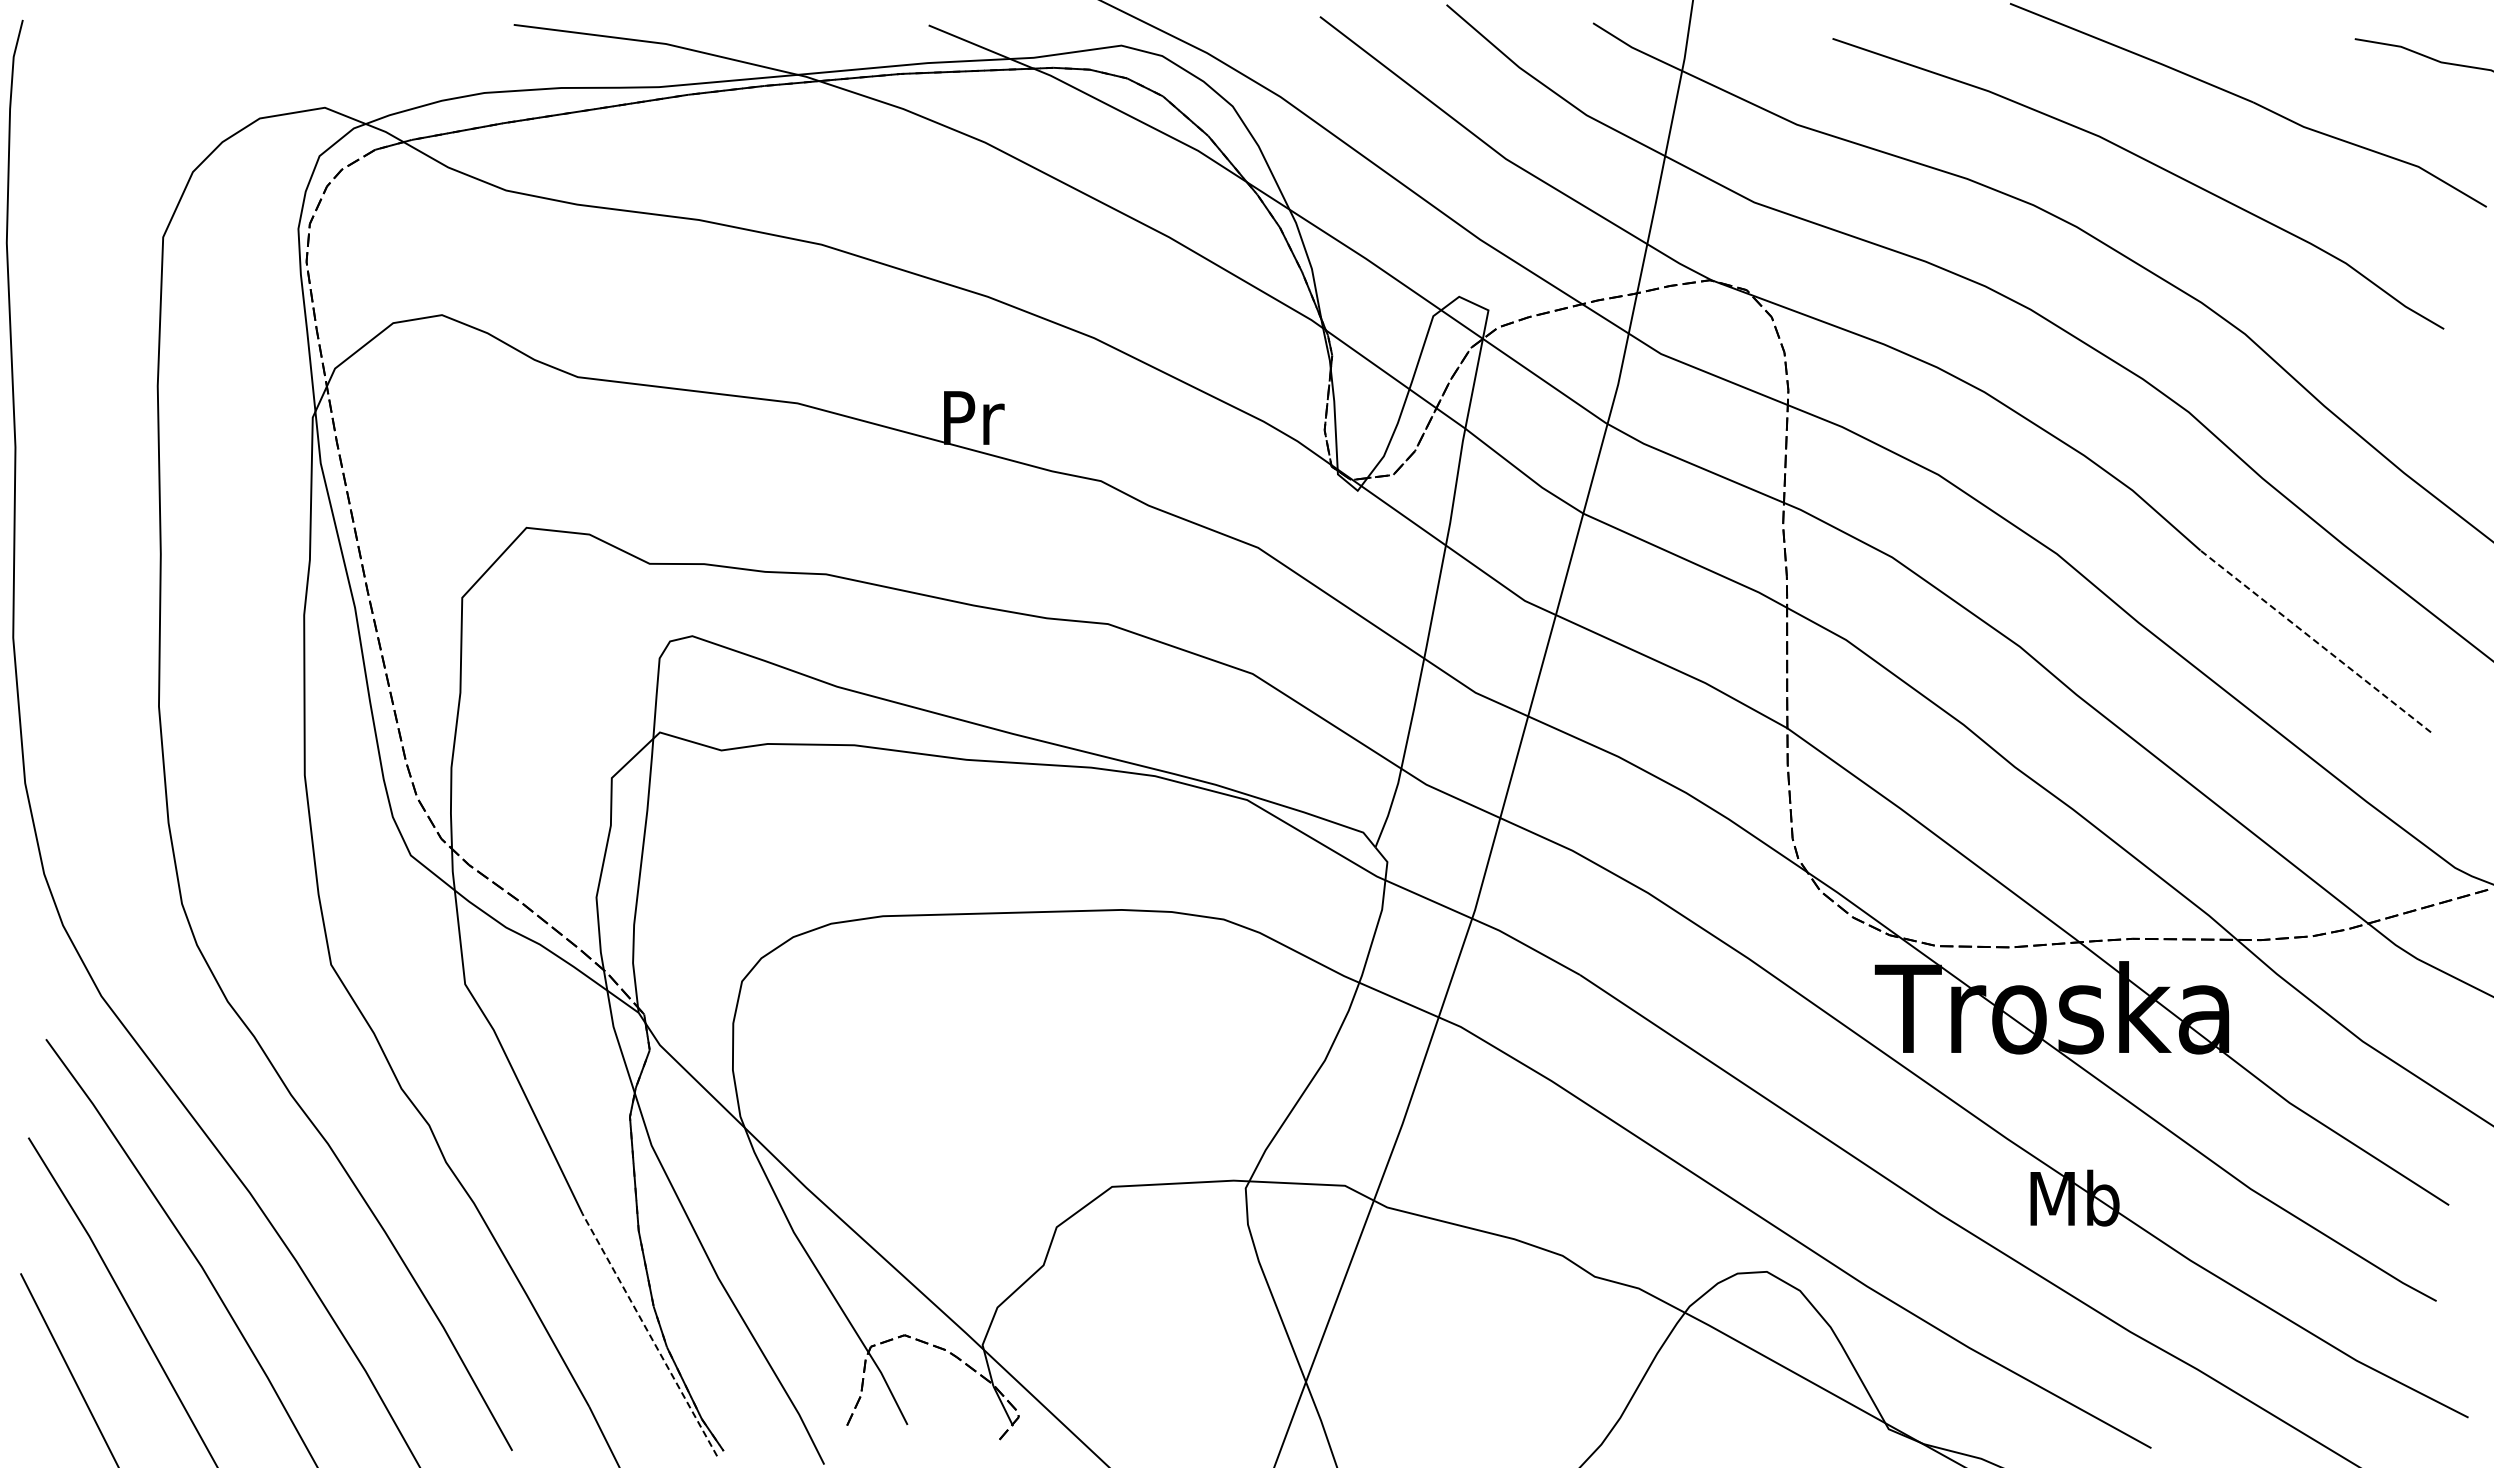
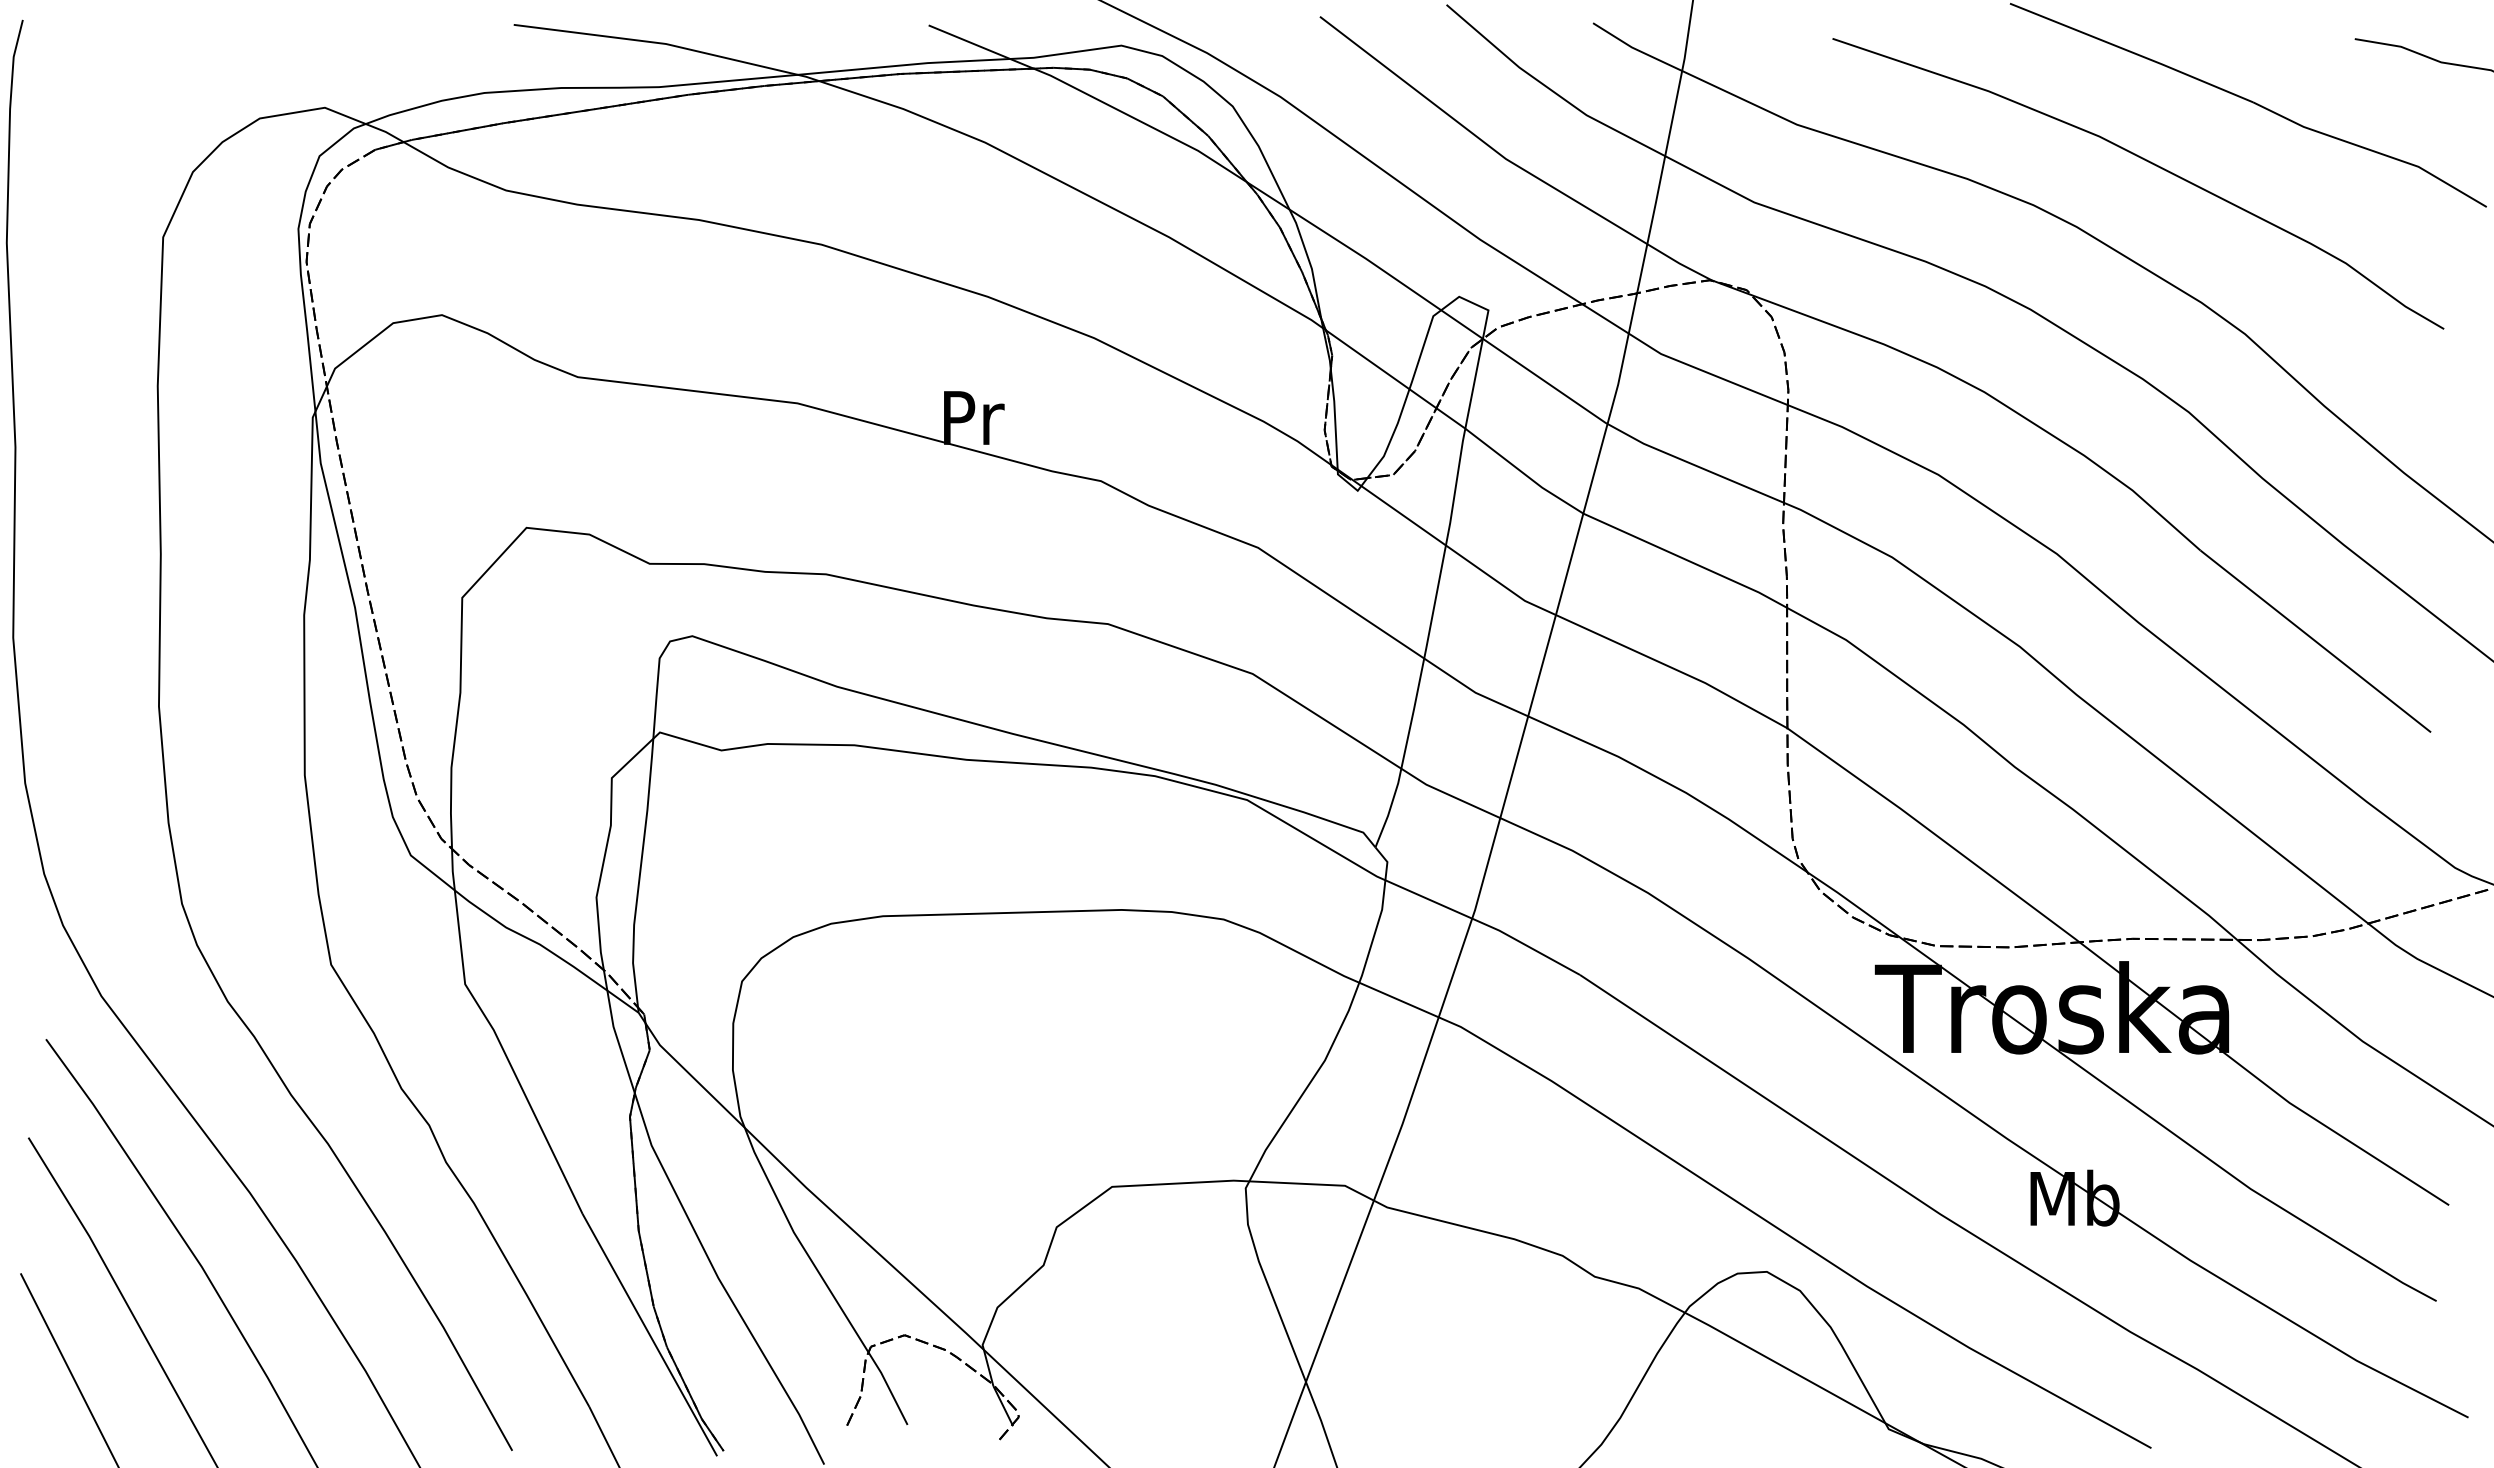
line: dashed -> solid (2315, 641)
line: dashed -> solid (649, 1335)
